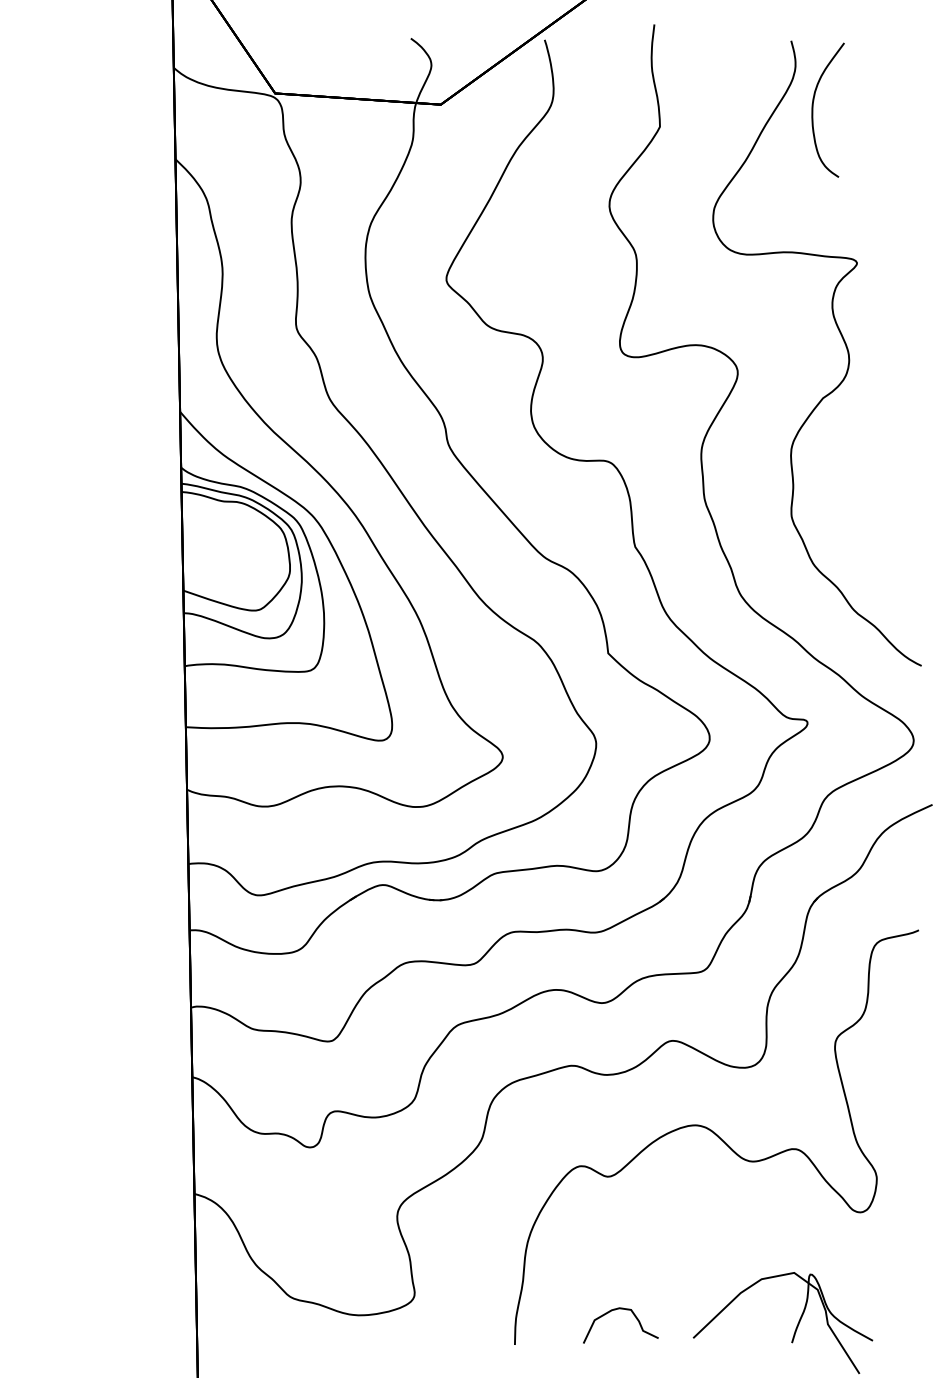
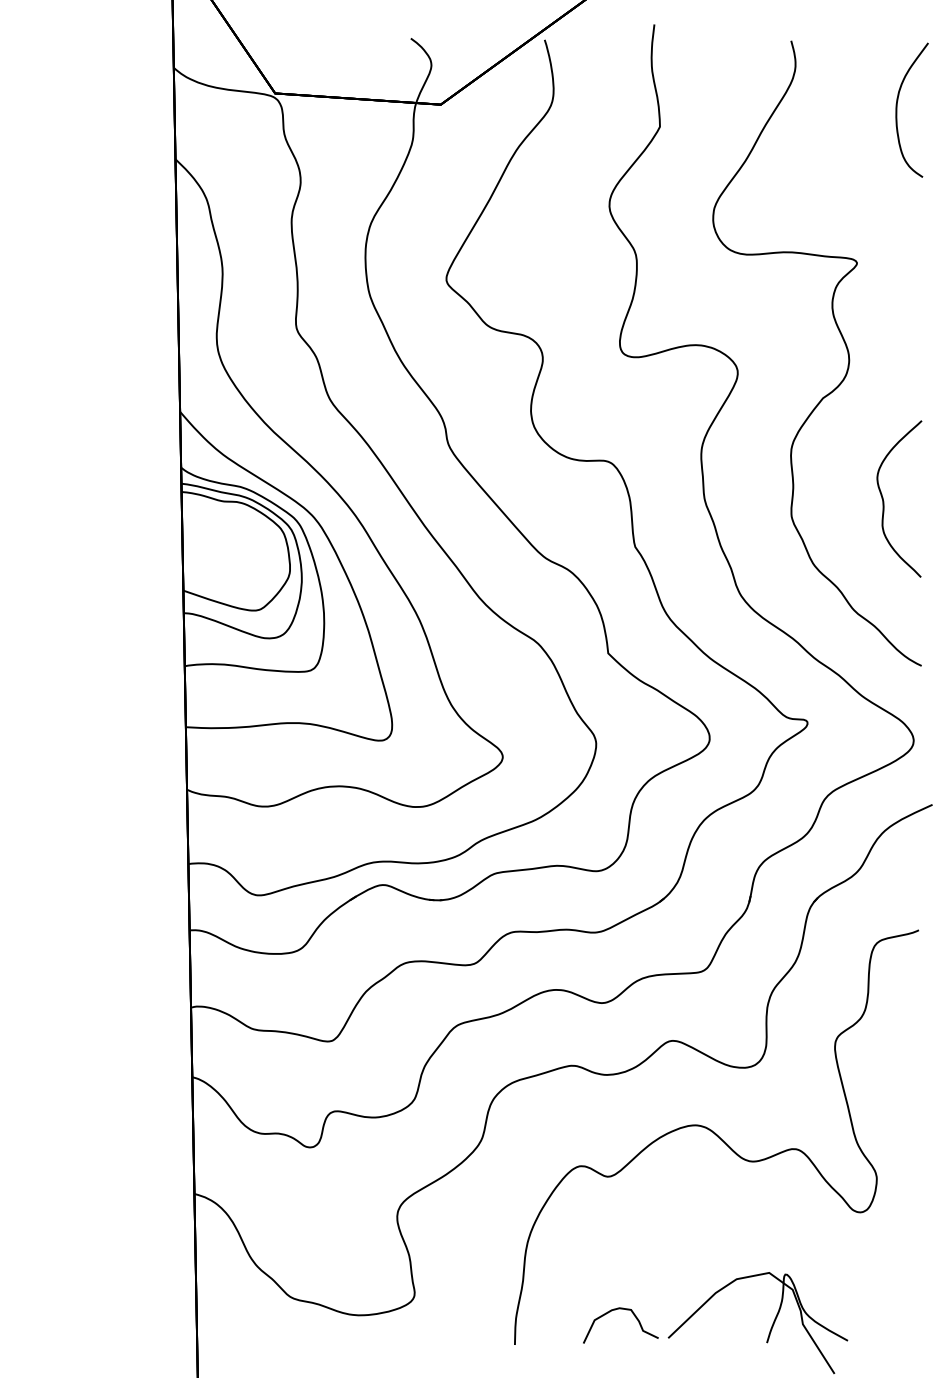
curve position: (813, 109) -> (897, 109) (897, 109)
curve: none -> present (884, 501)
part position: (795, 1328) -> (770, 1328) (770, 1328)
